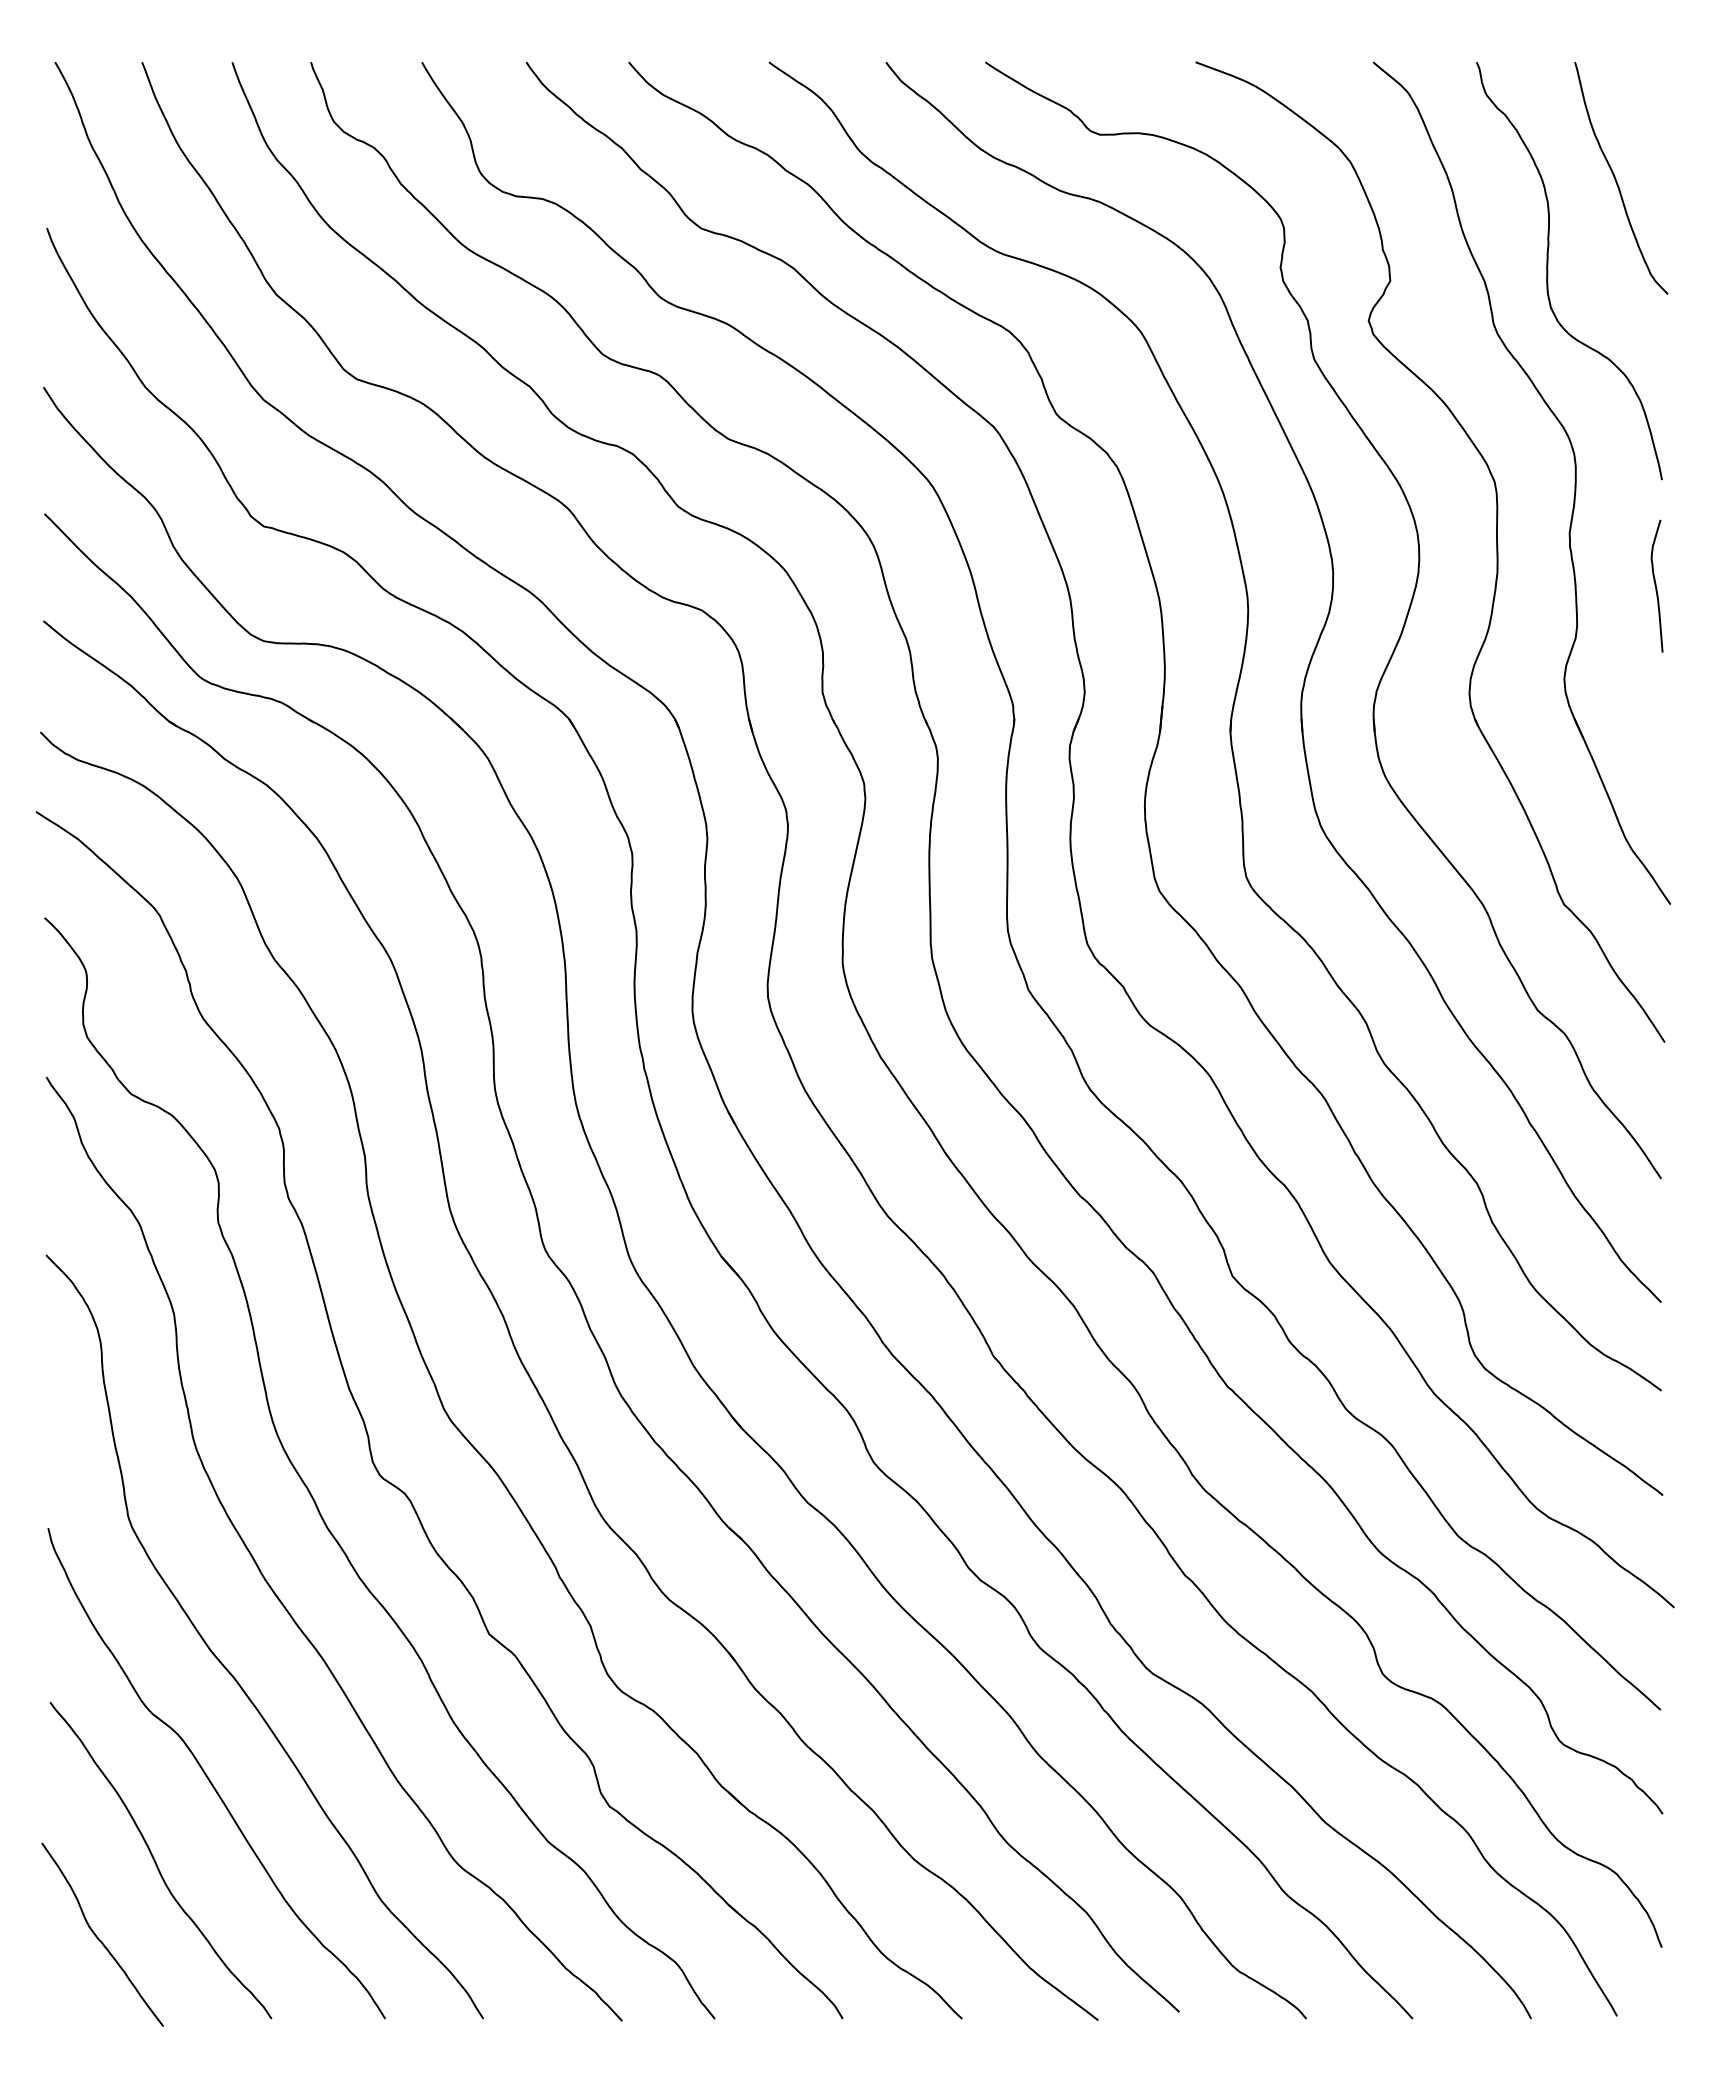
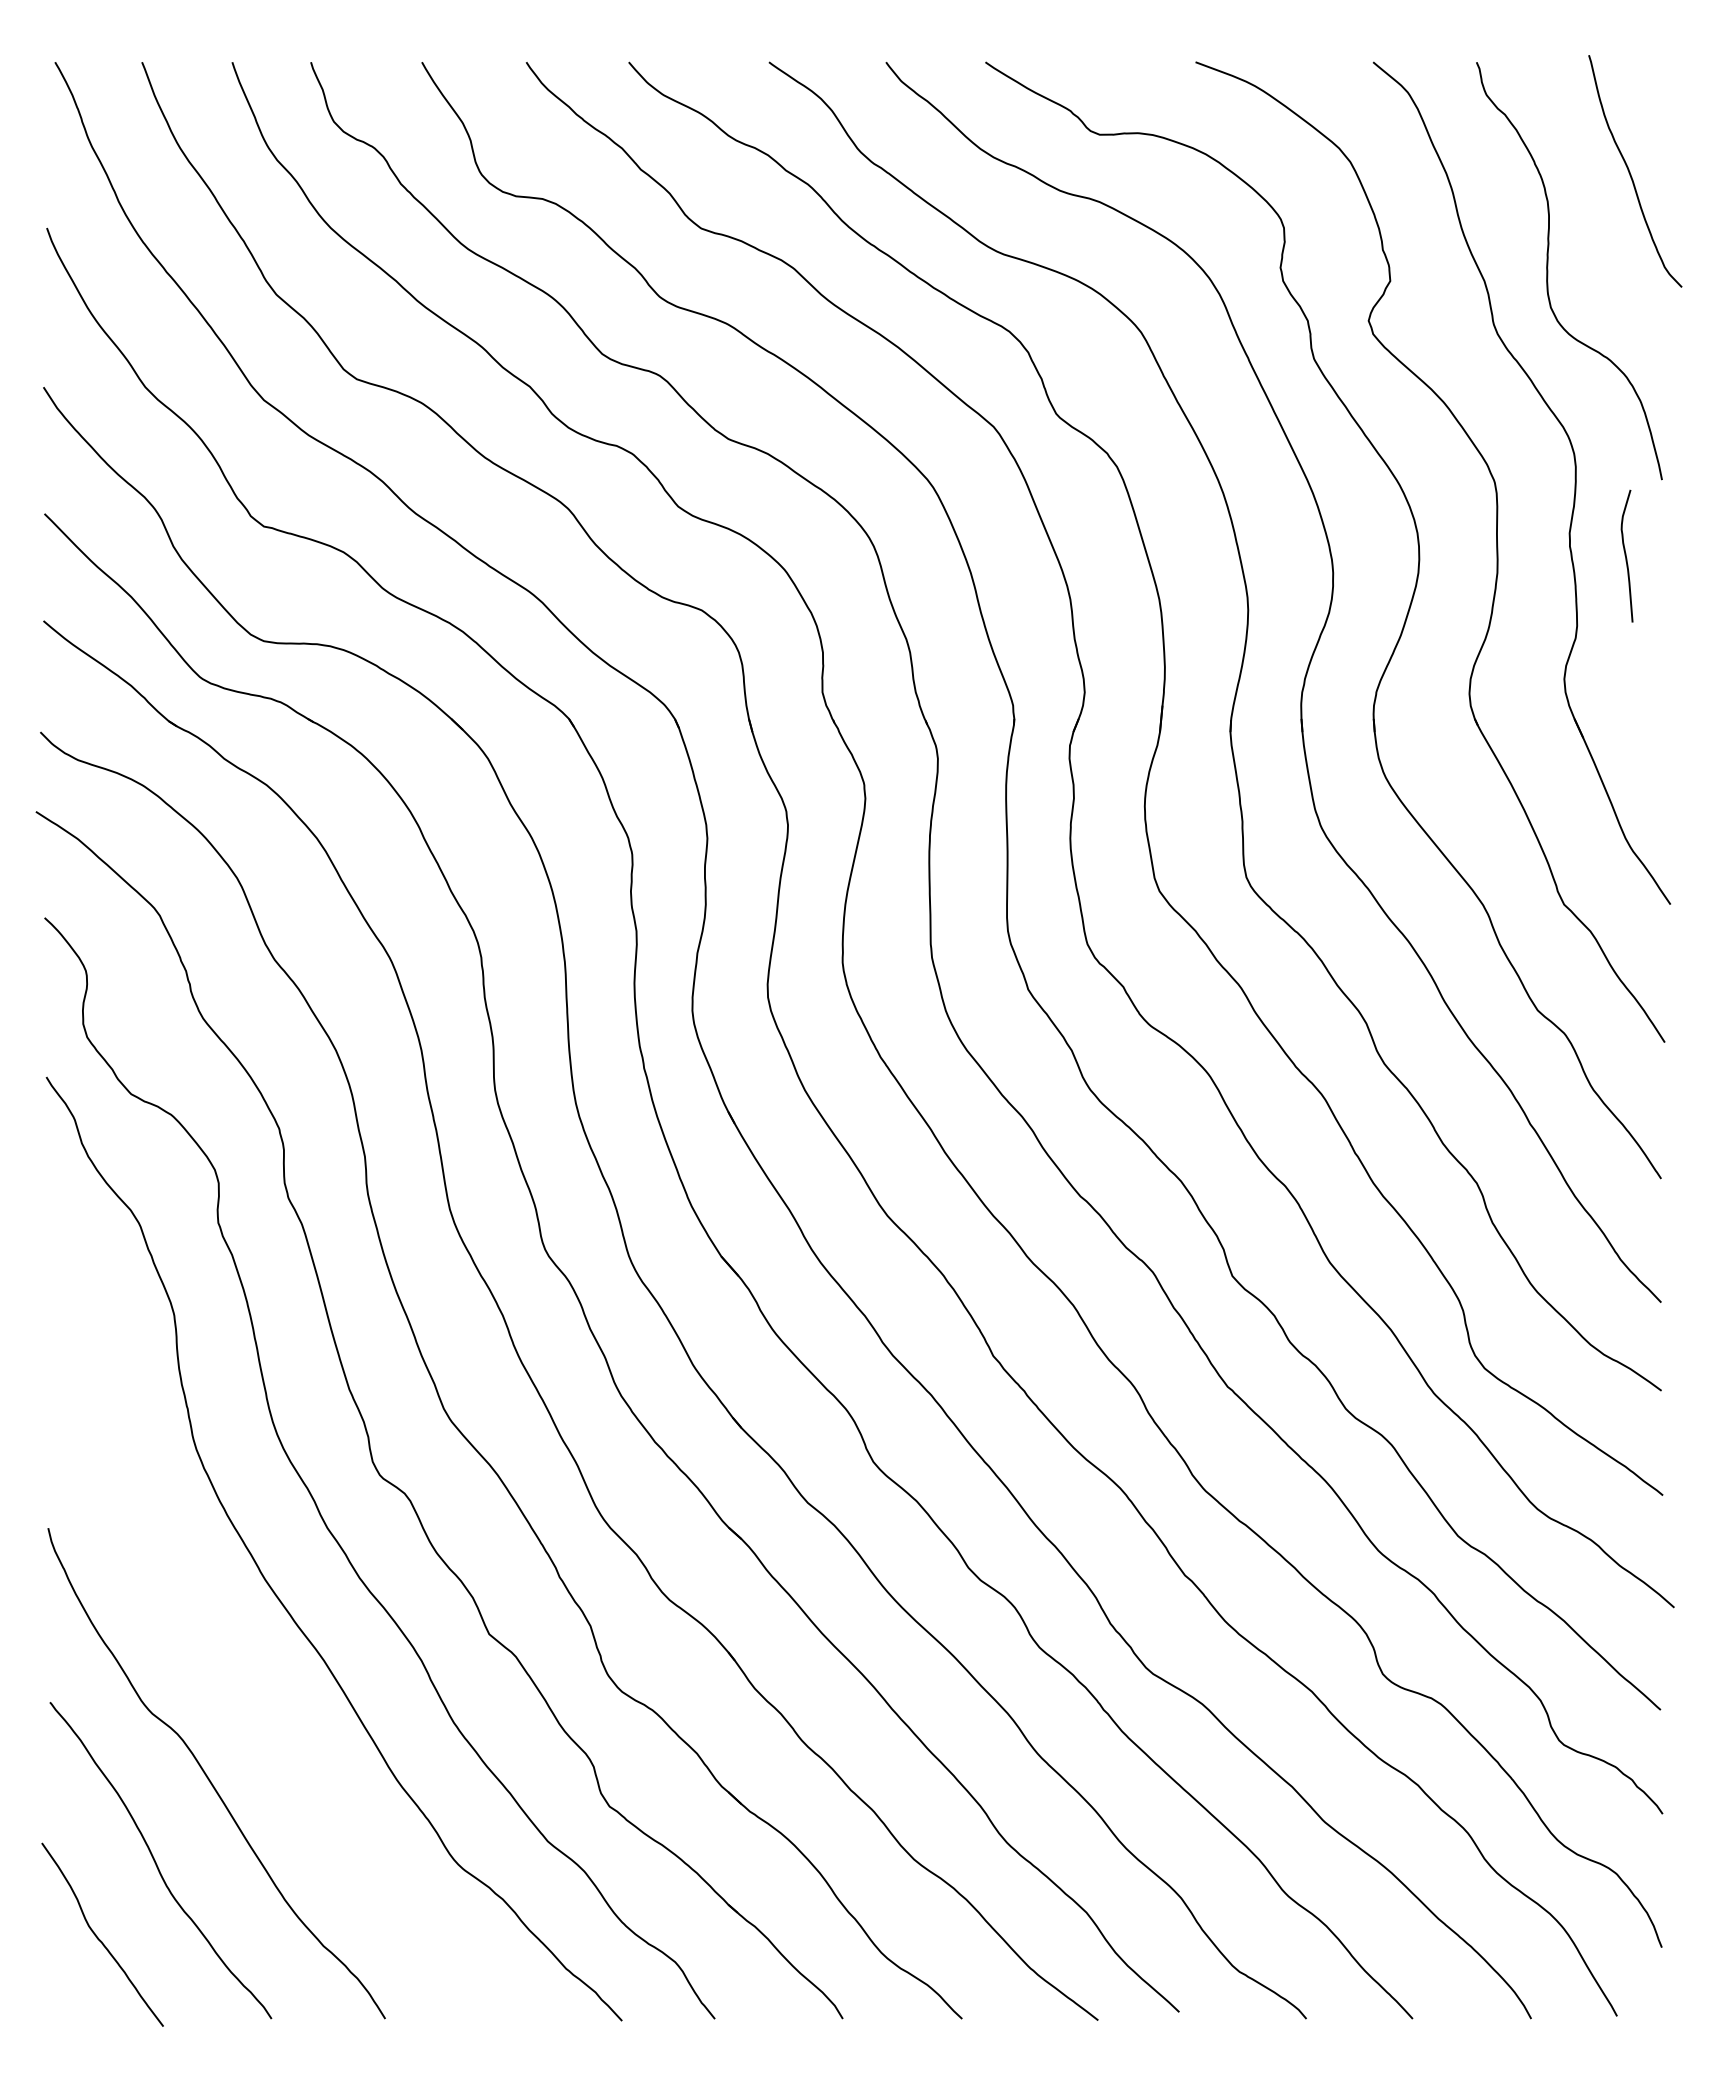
curve position: (1616, 178) -> (1630, 171) (1630, 171)
curve position: (1656, 585) -> (1626, 555) (1626, 555)
curve: present -> none (228, 1669)
